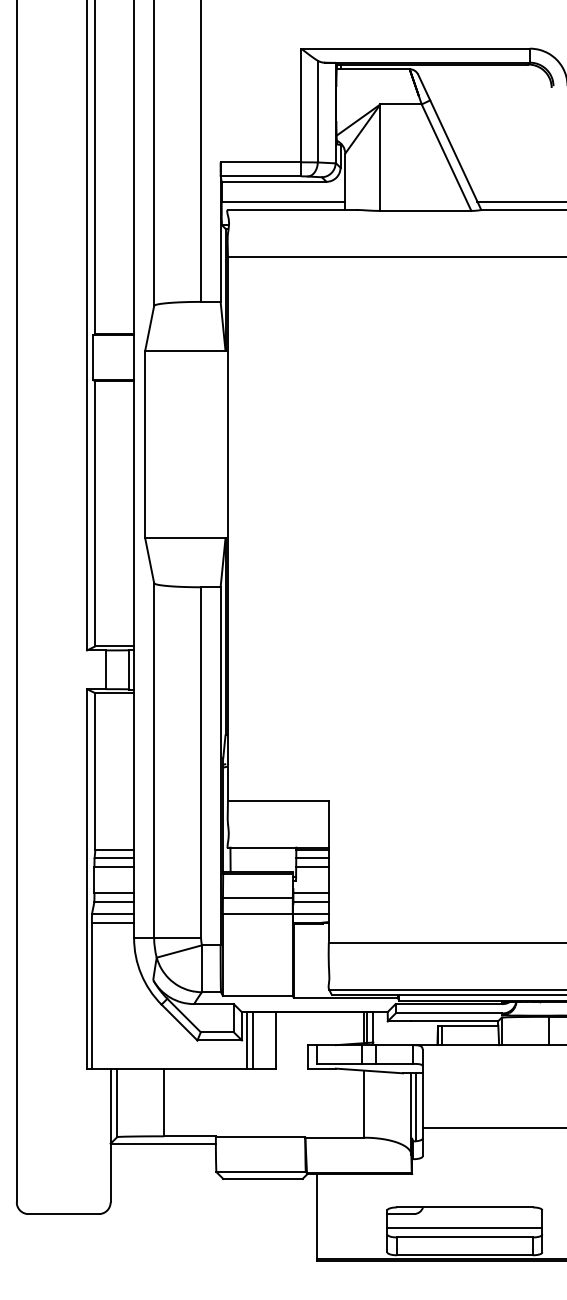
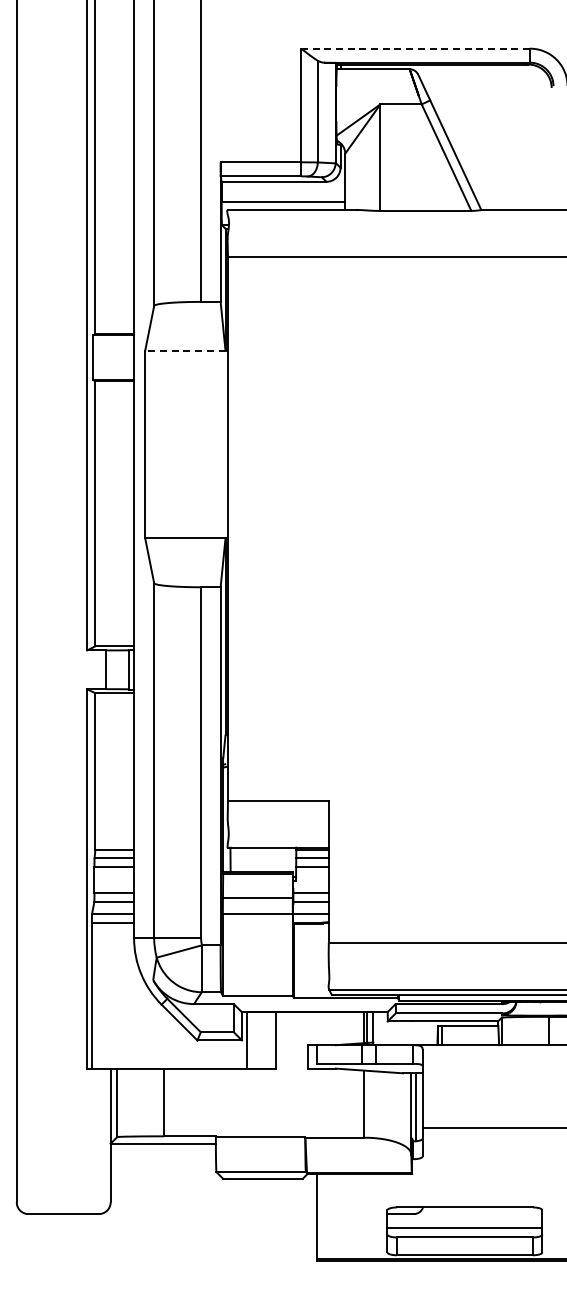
line: solid -> dashed (415, 48)
line: present -> none (520, 201)
line: solid -> dashed (184, 350)
line: present -> none (252, 1040)
